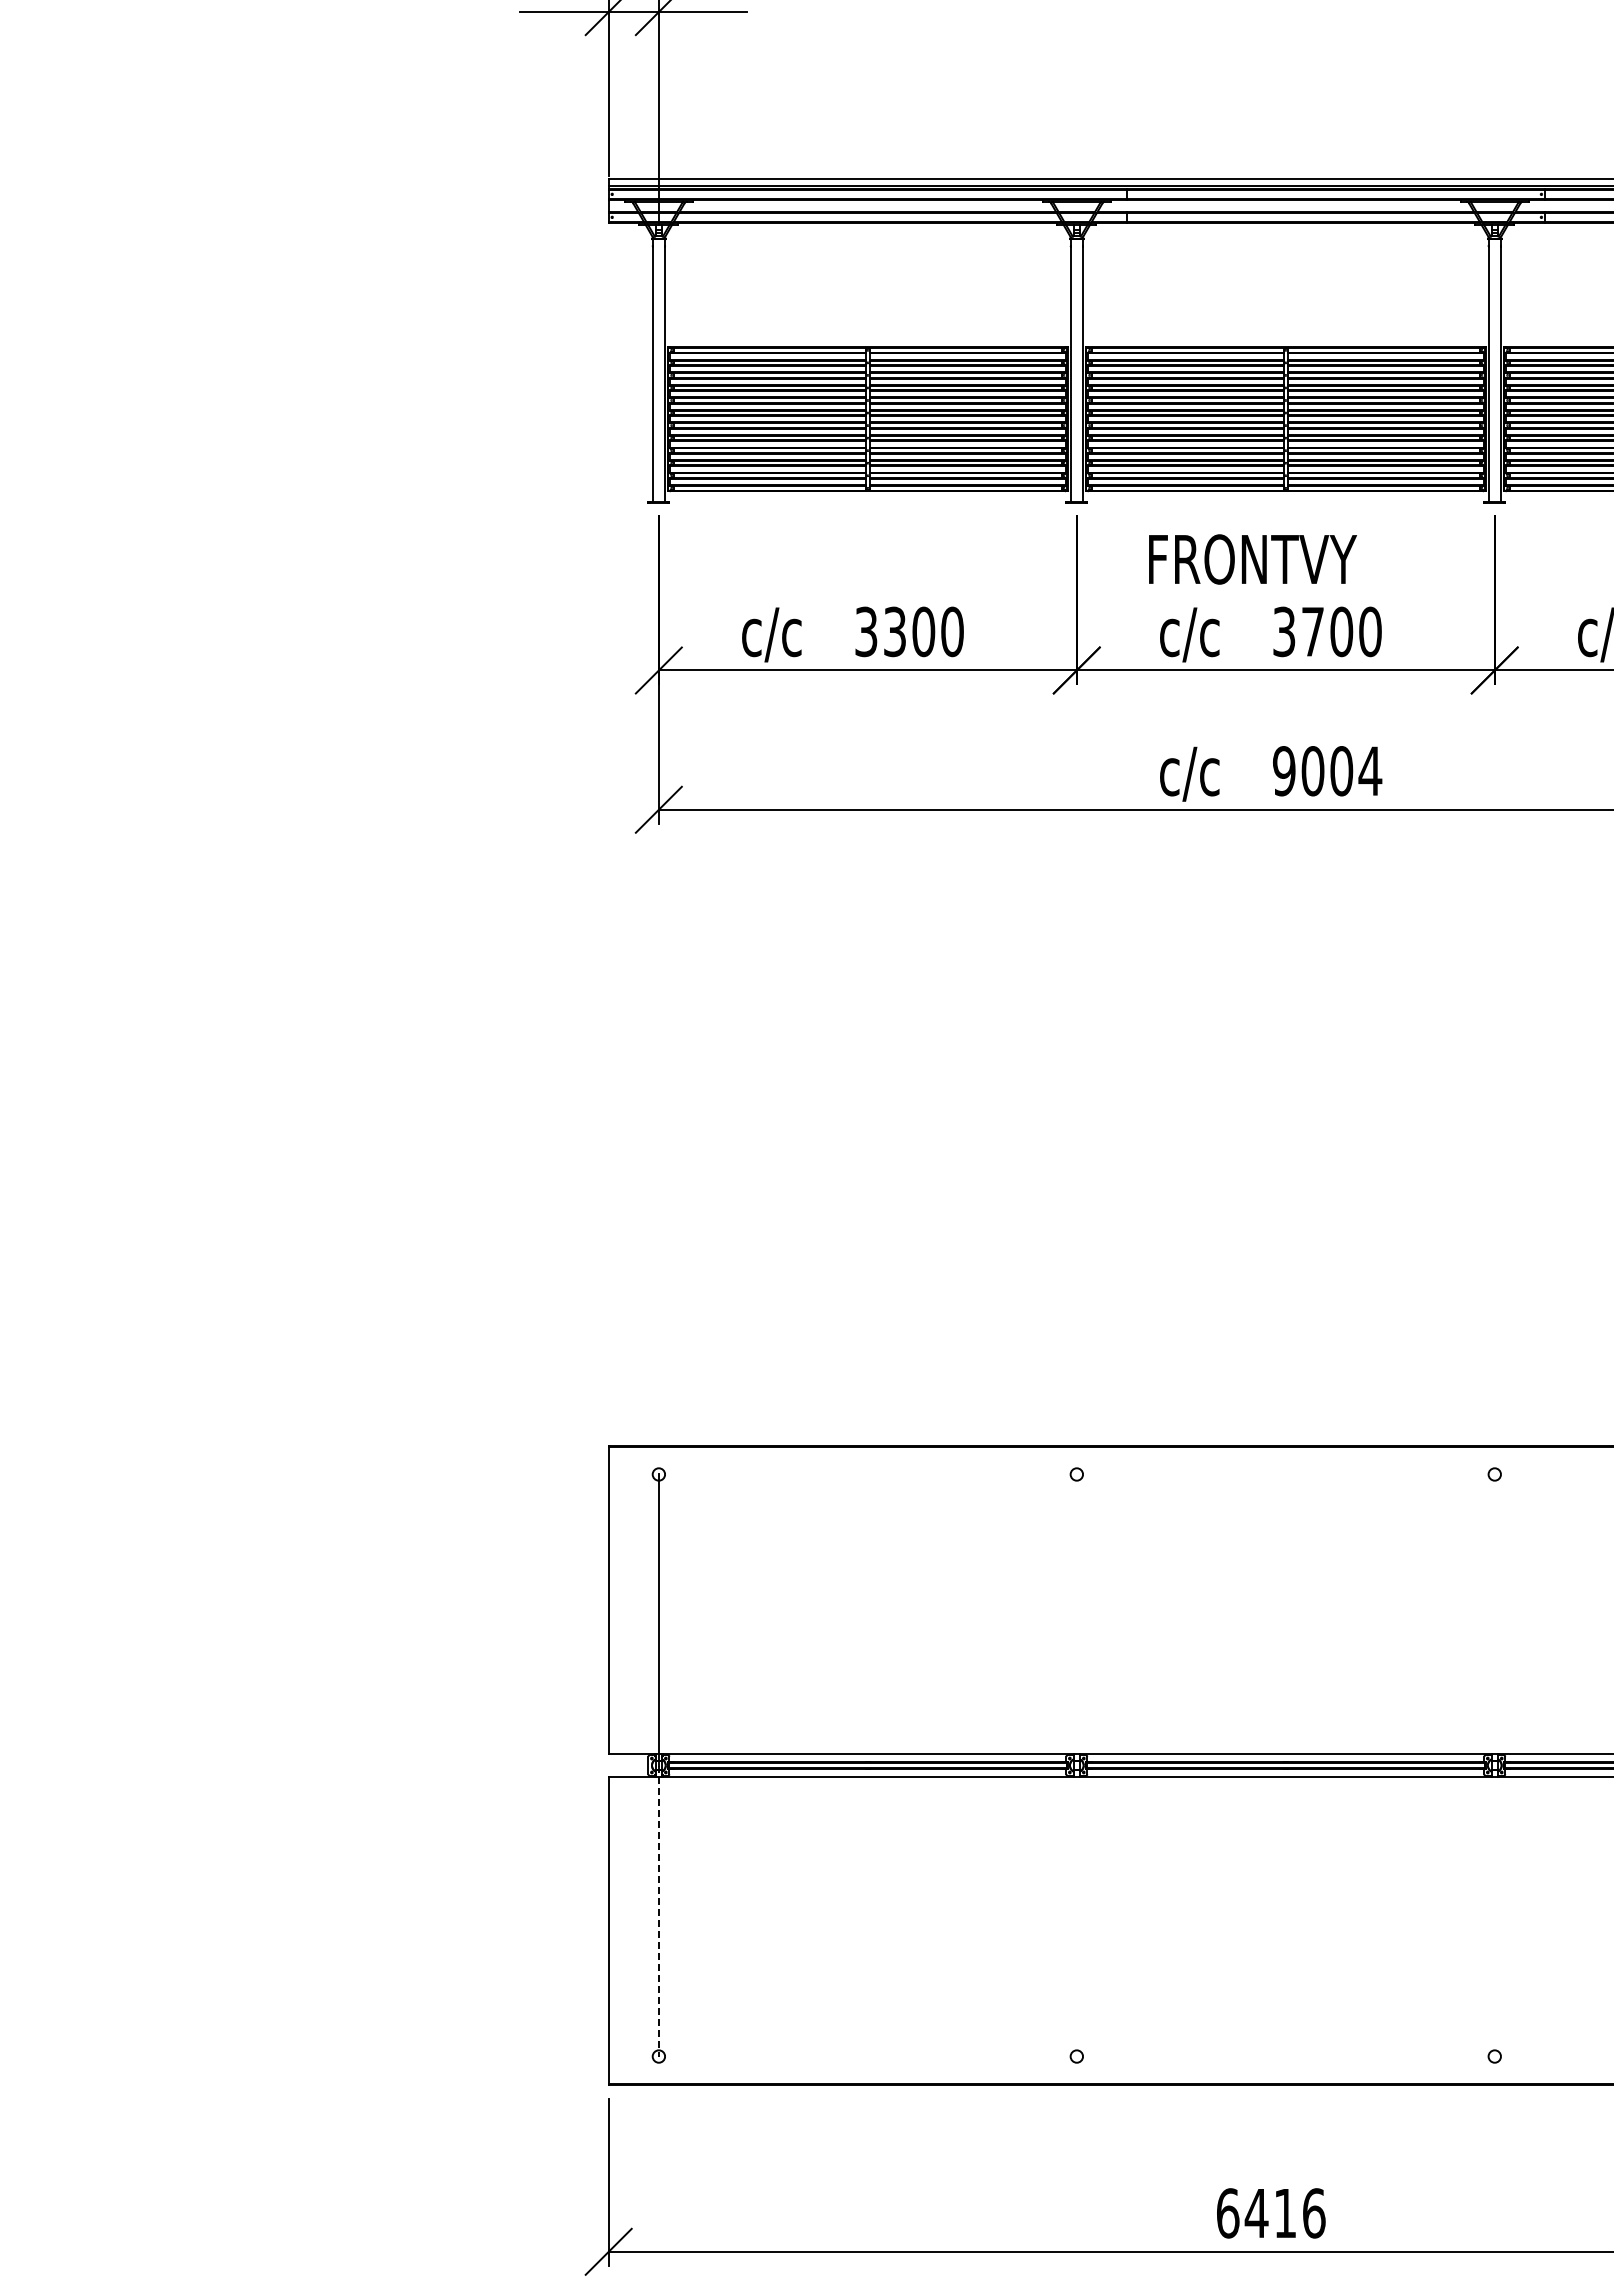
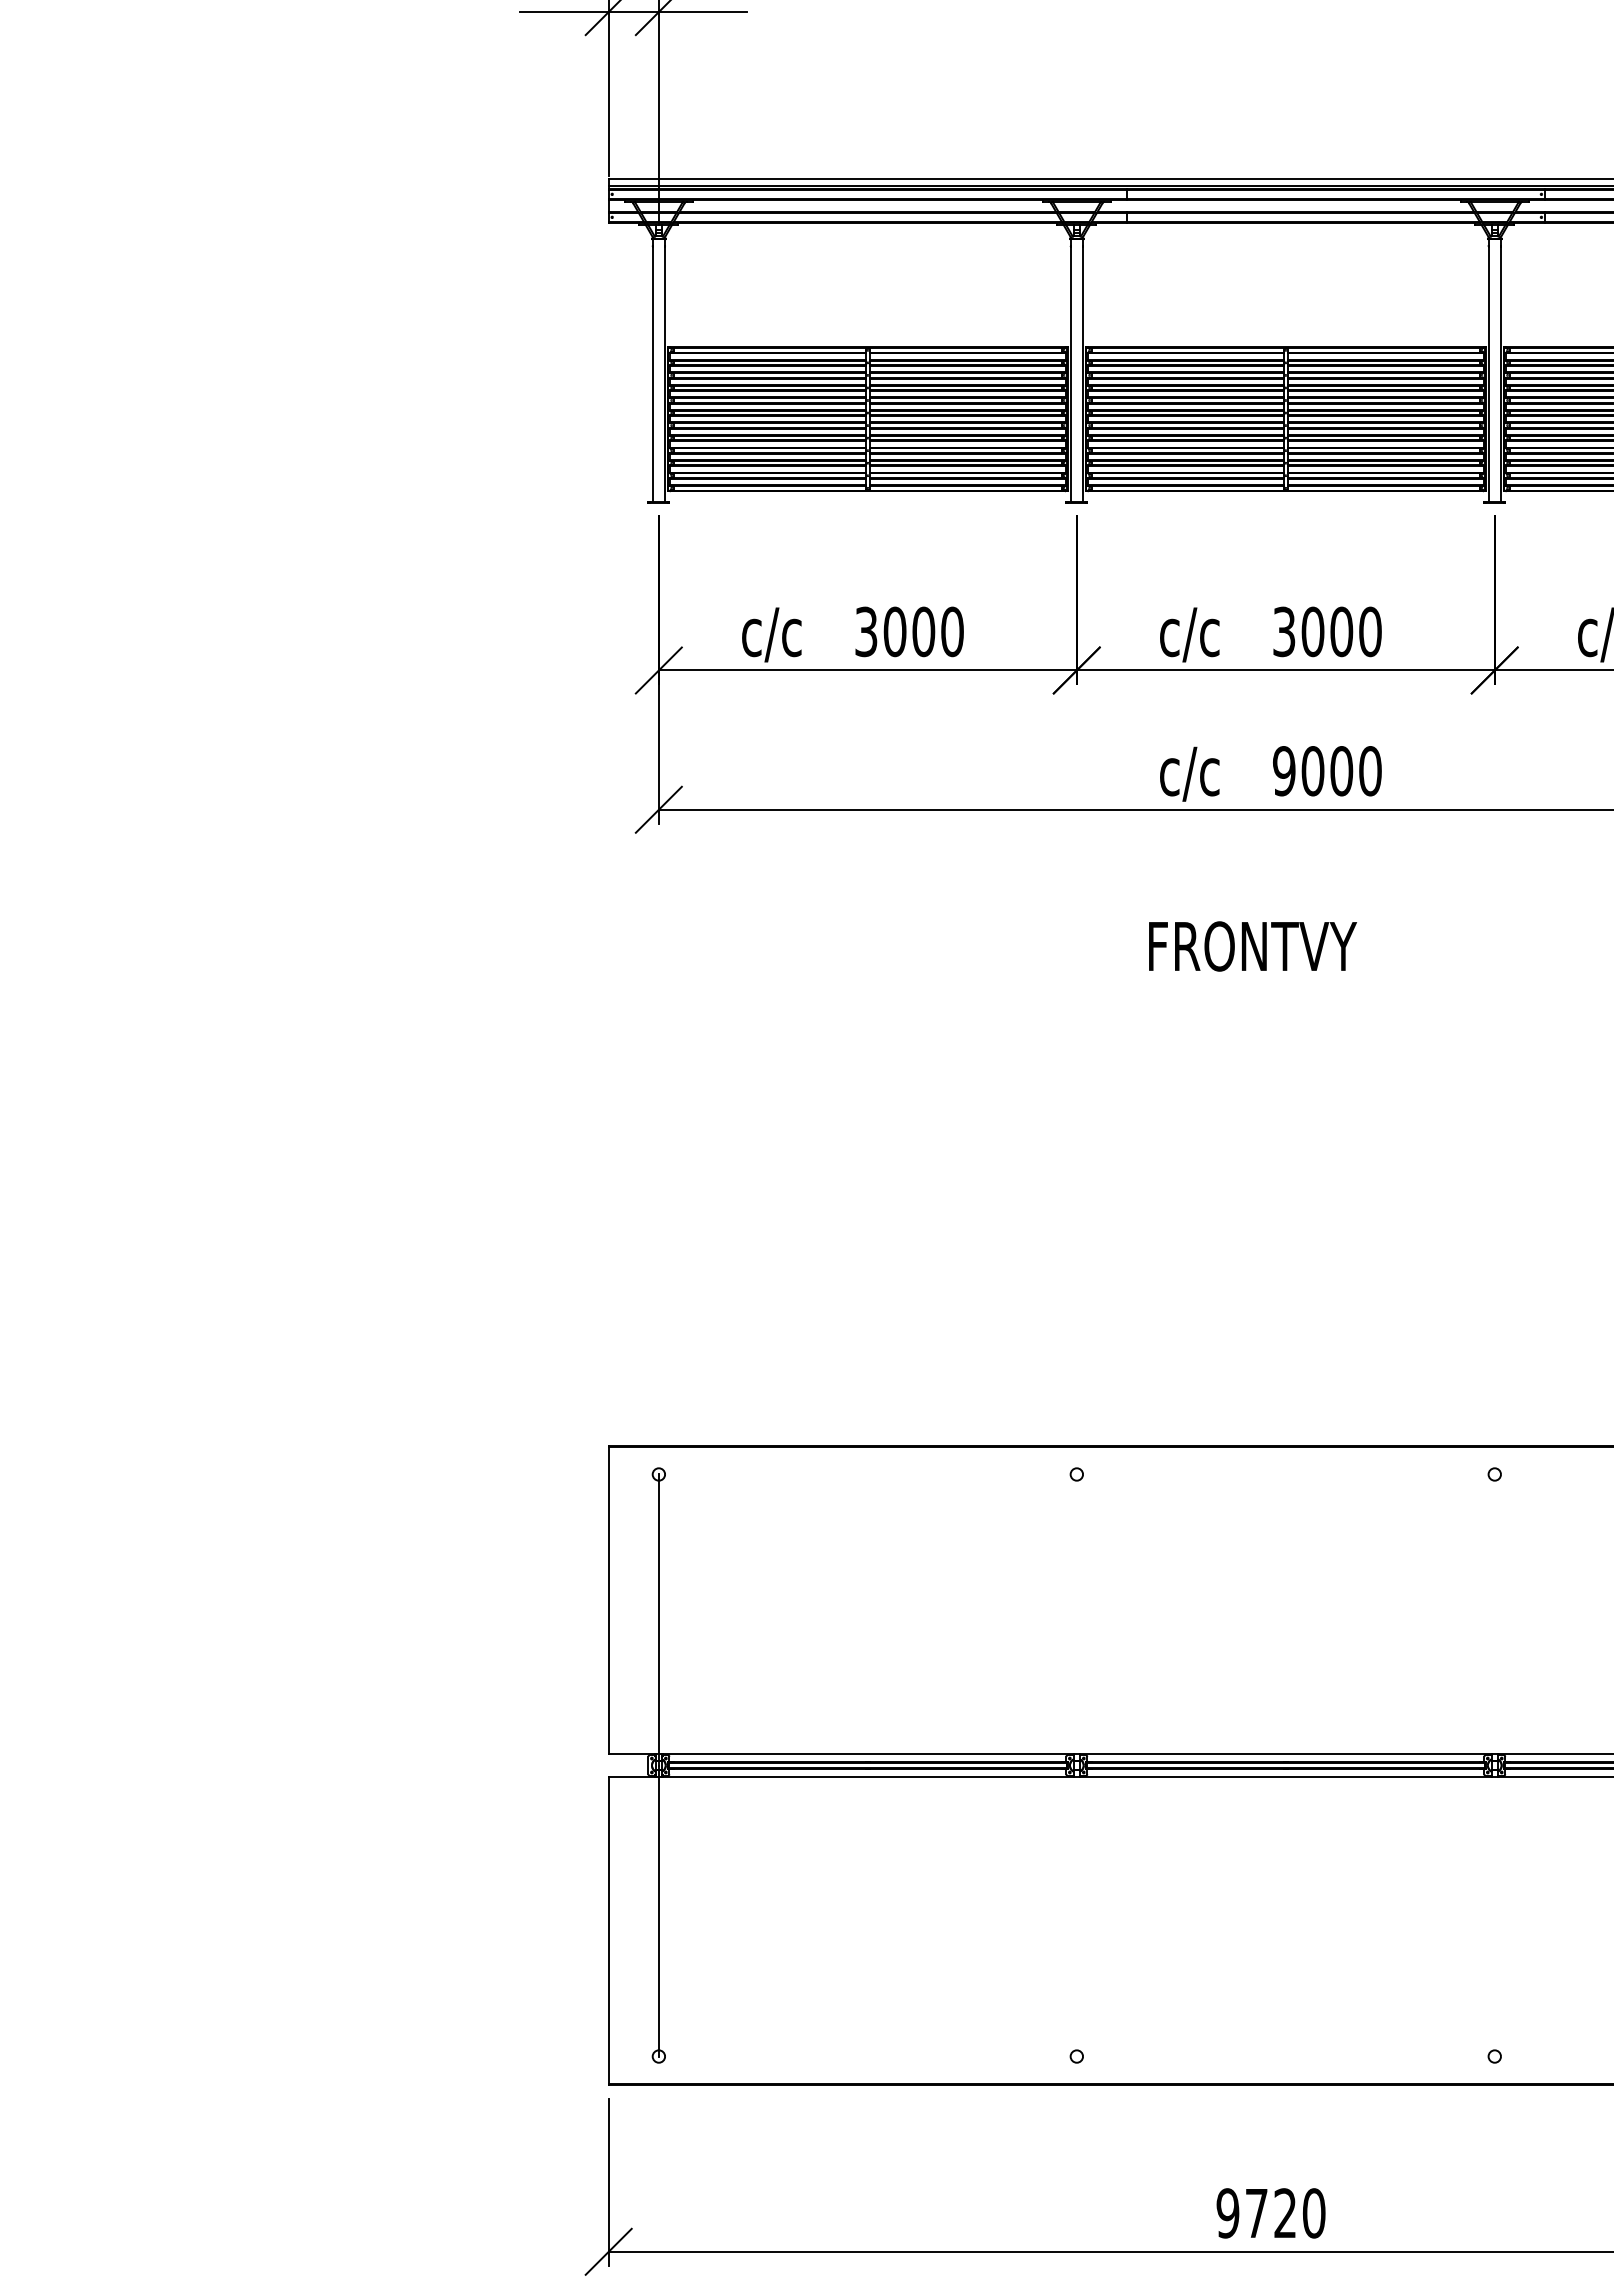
text position: (1252, 559) -> (1252, 946) (1252, 946)
text: 3300 -> 3000 (894, 631)
text: 3700 -> 3000 (1312, 631)
text: 9004 -> 9000 (1370, 771)
line: dashed -> solid (658, 1911)
text: 6416 -> 9720 (1270, 2213)
